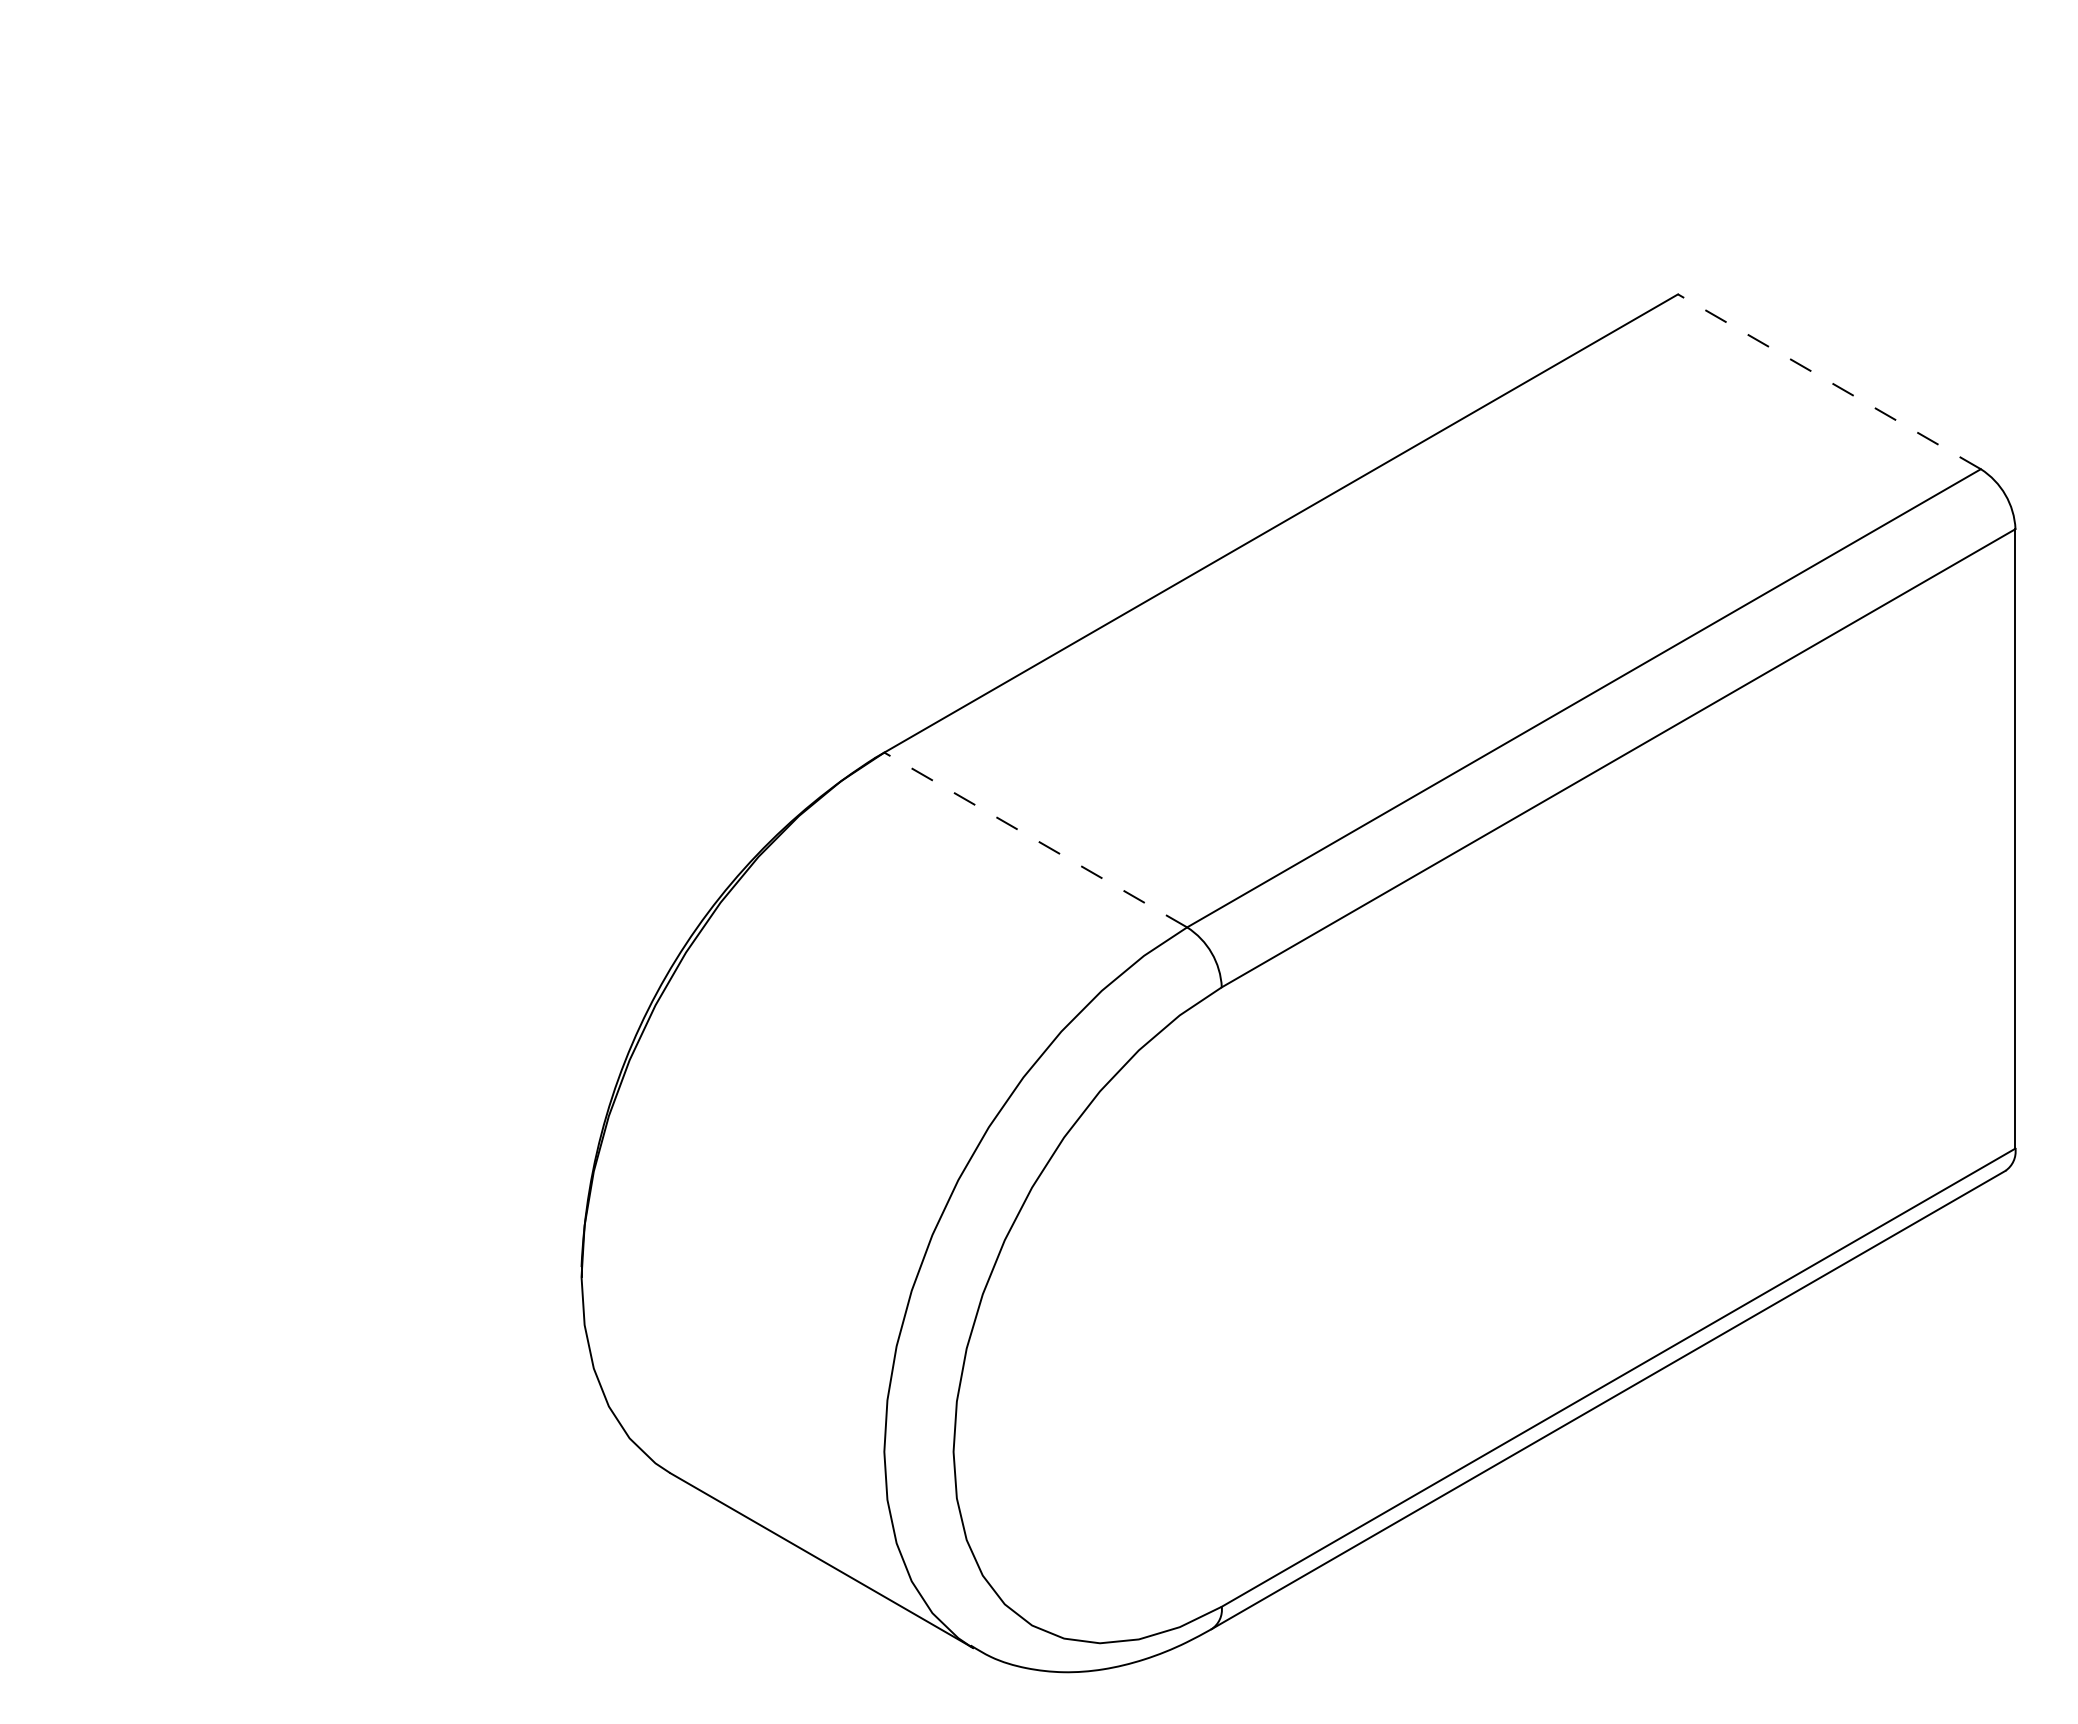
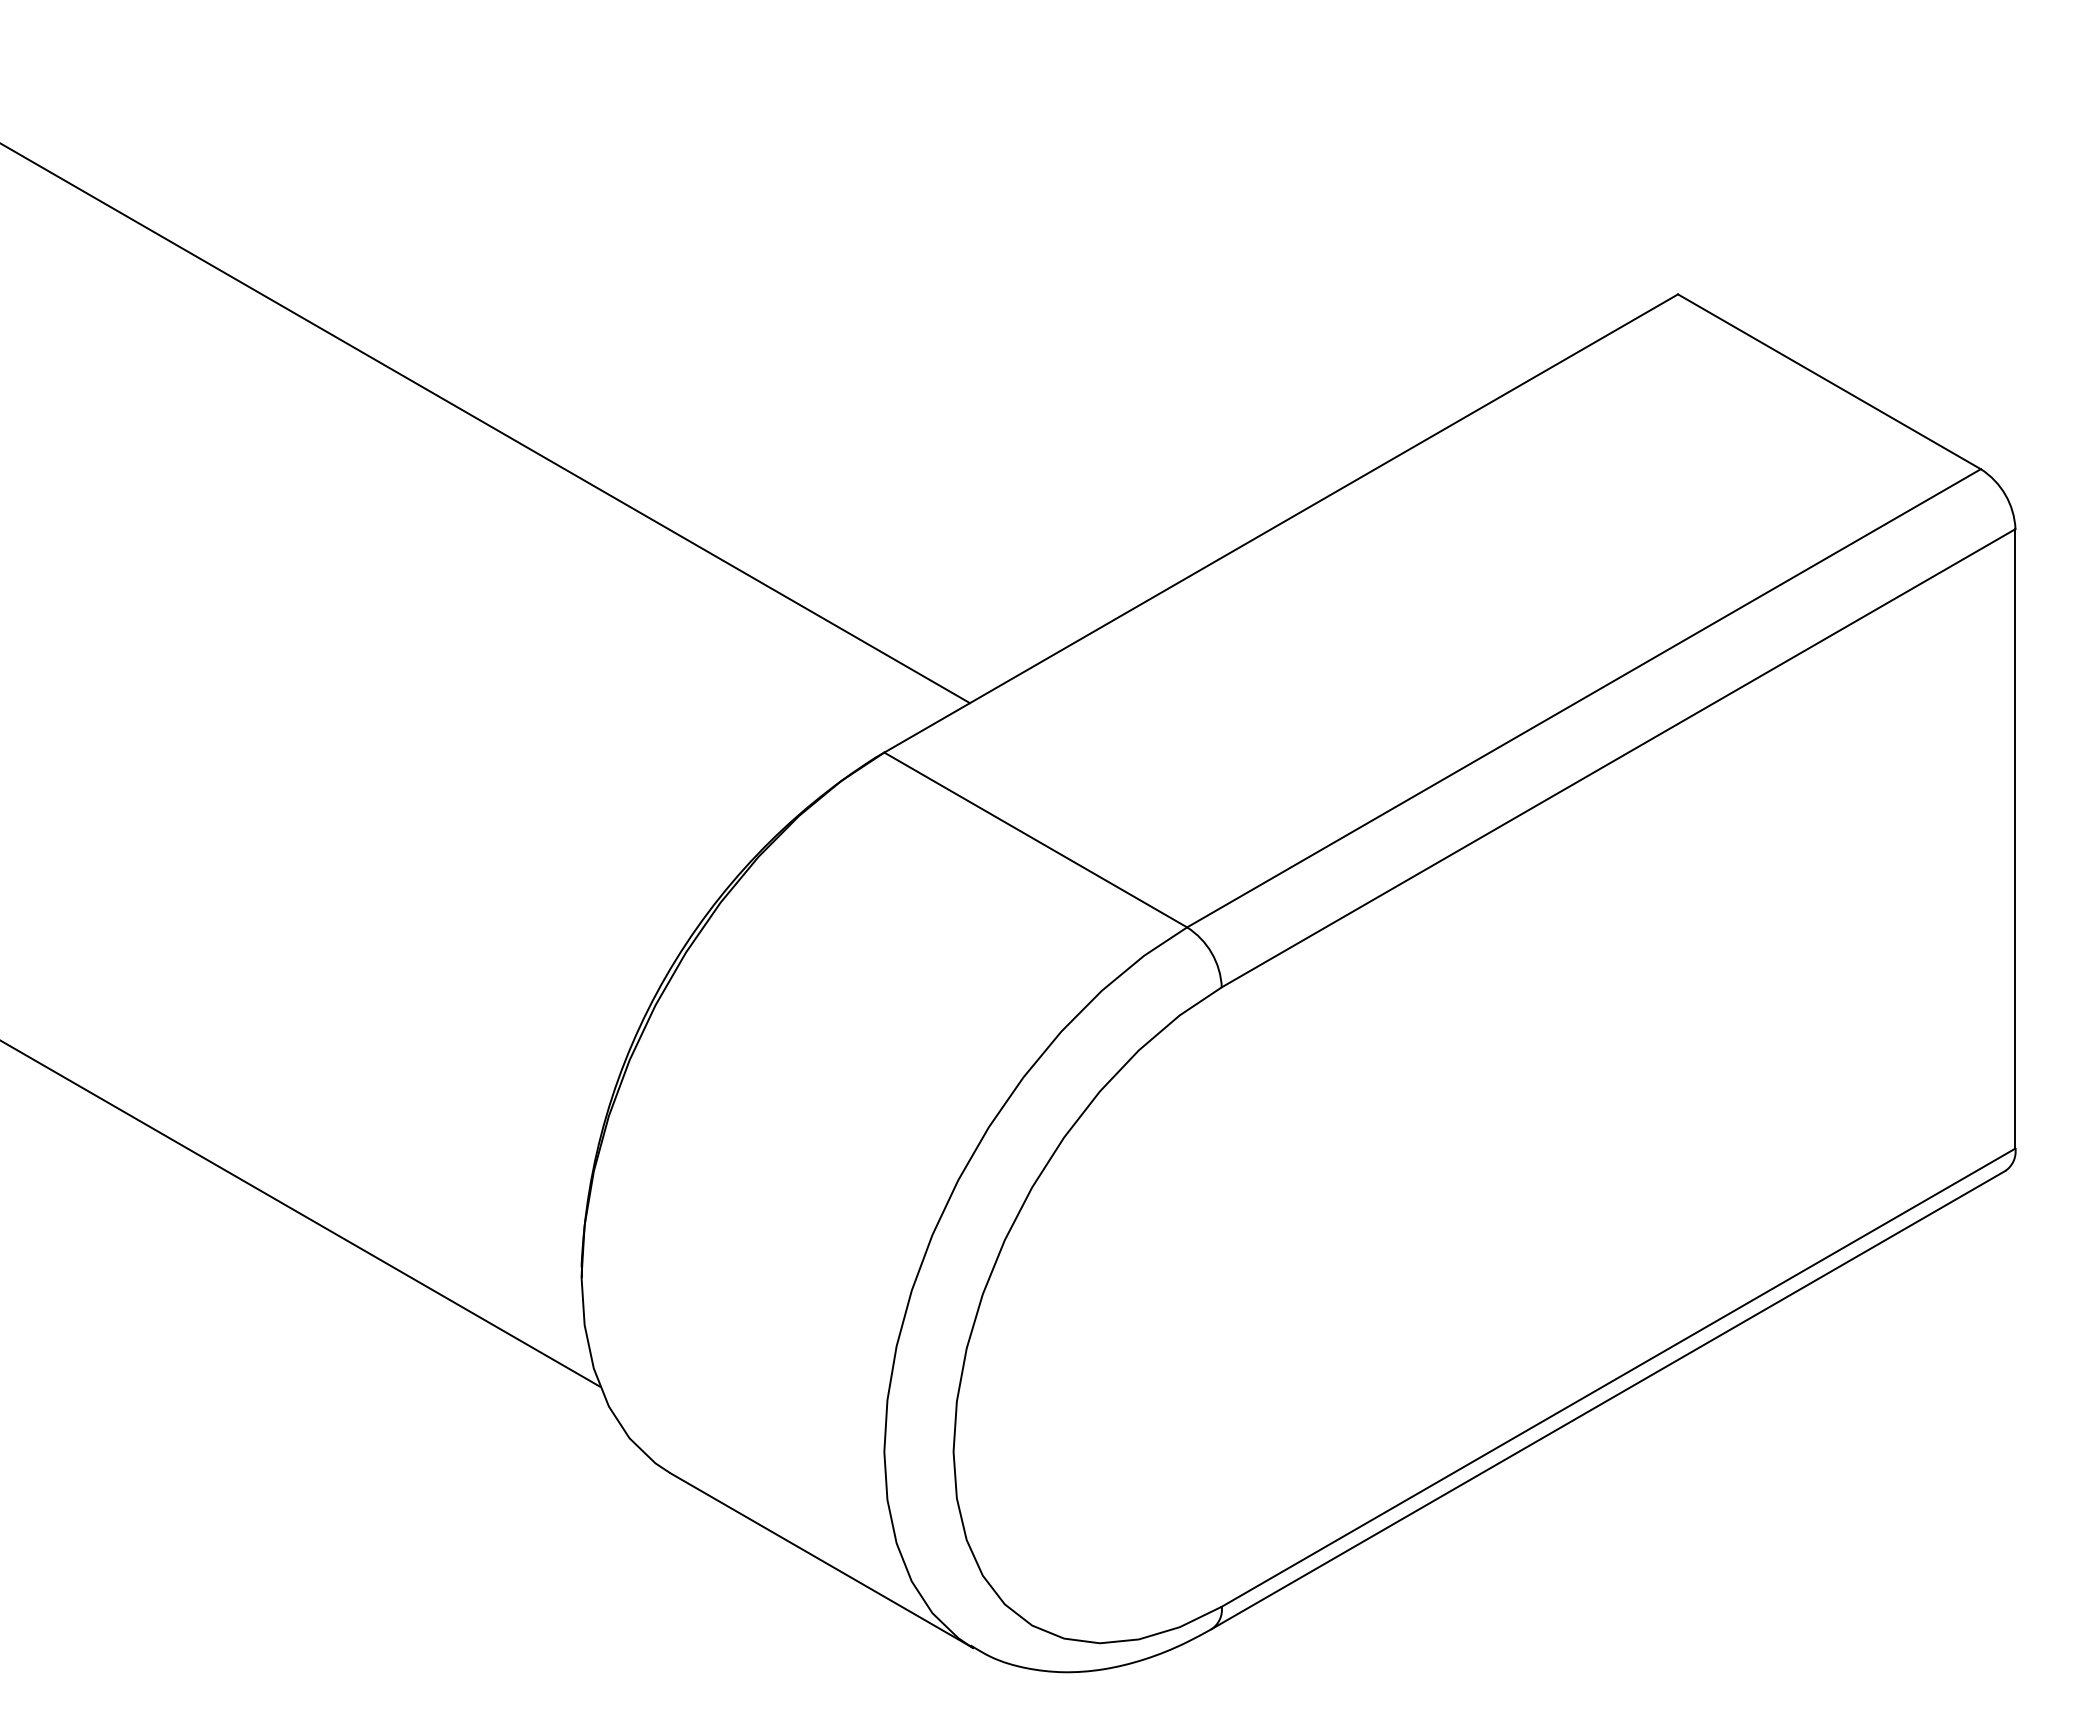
line: dashed -> solid (1829, 381)
line: none -> present (485, 423)
line: dashed -> solid (1035, 839)
line: none -> present (301, 1213)
